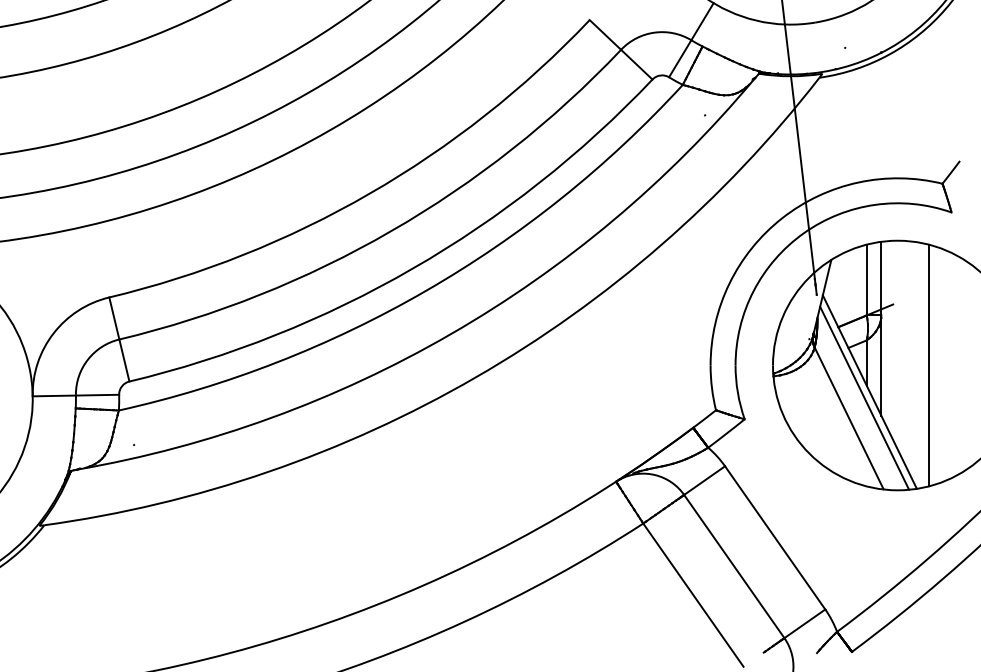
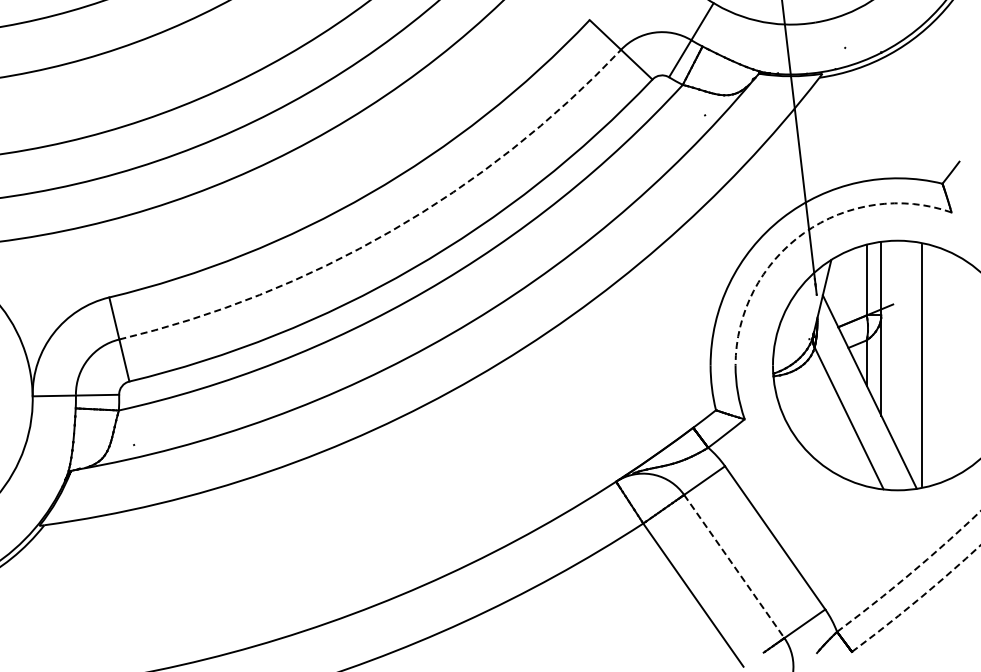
arc: solid -> dashed (391, 231)
arc: solid -> dashed (803, 233)
line position: (928, 365) -> (921, 365) (921, 365)
line: present -> none (864, 397)
line: solid -> dashed (734, 566)
arc: solid -> dashed (909, 574)
arc: solid -> dashed (918, 599)
